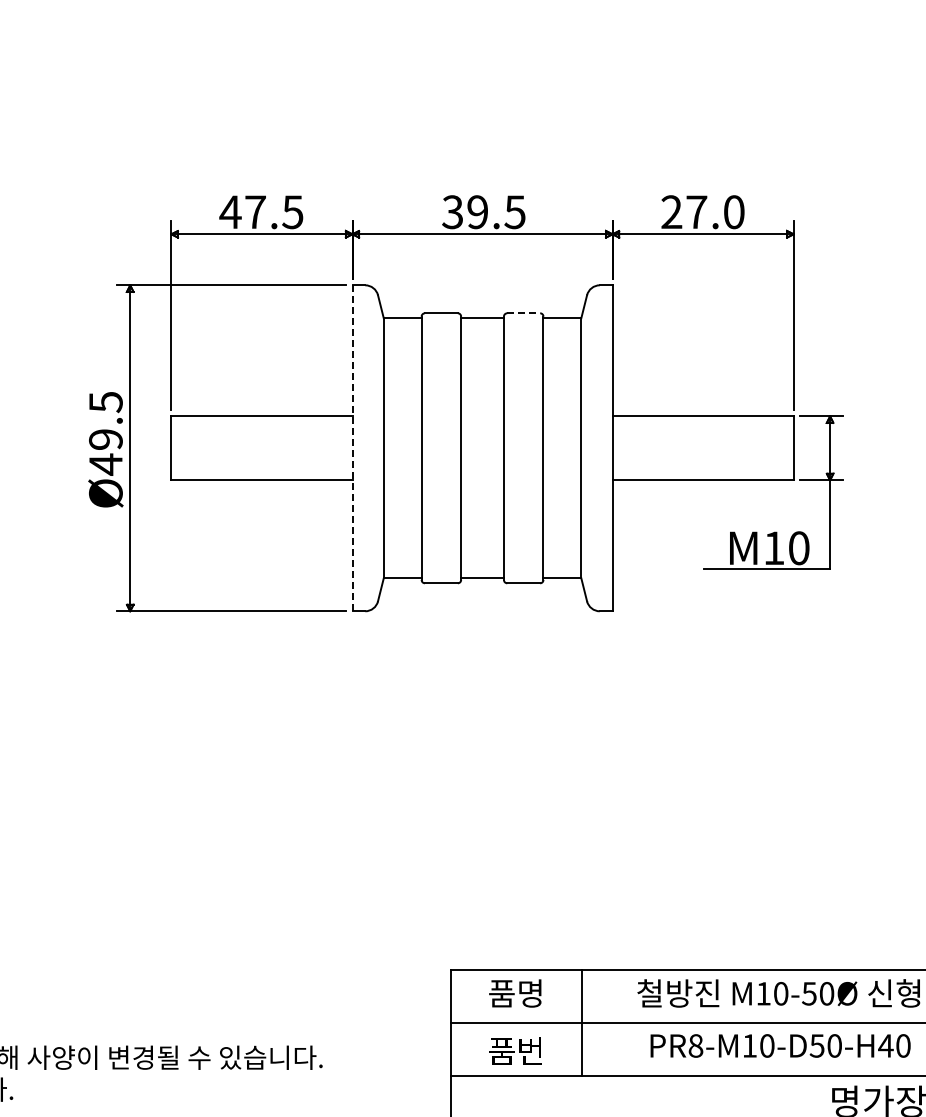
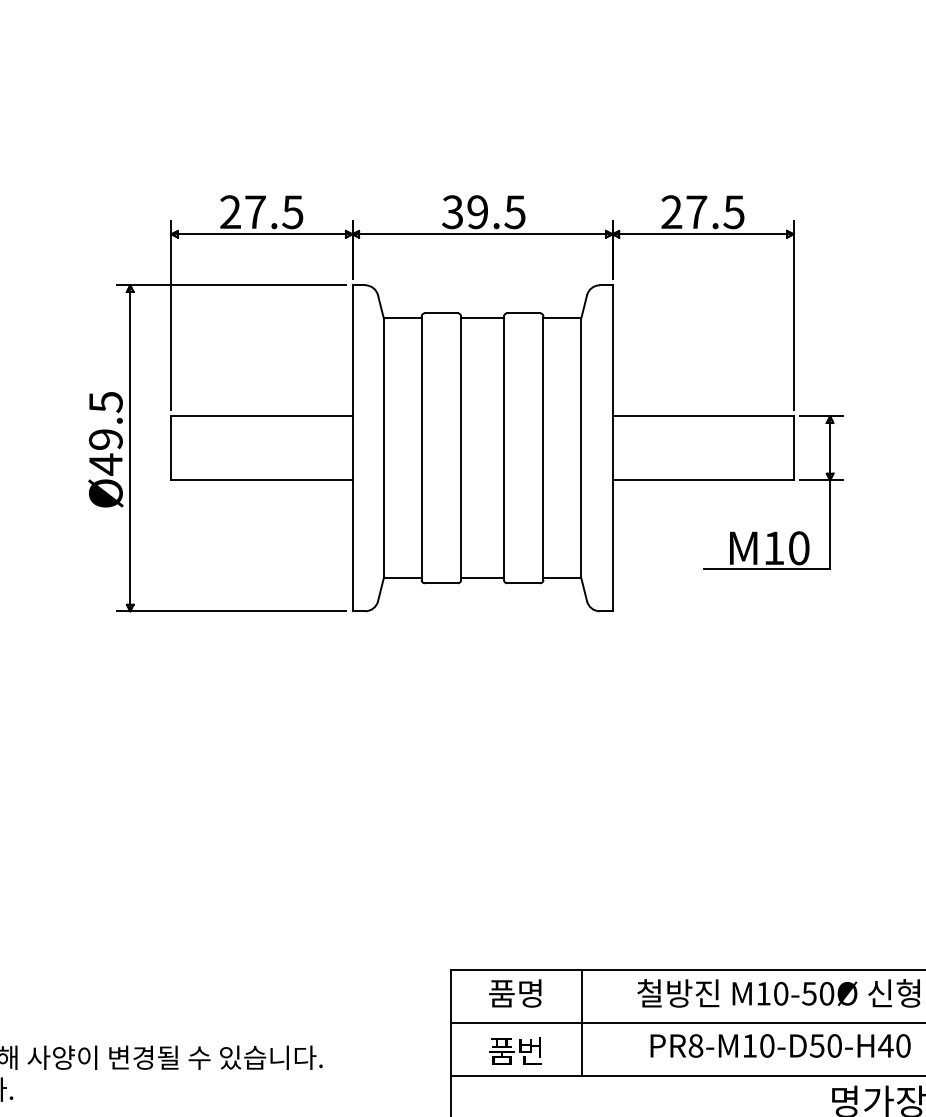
text: 47.5 -> 27.5 (230, 211)
text: 27.0 -> 27.5 (733, 212)
line: dashed -> solid (524, 313)
line: dashed -> solid (352, 448)
